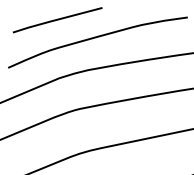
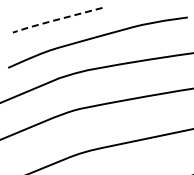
line: solid -> dashed (56, 20)
